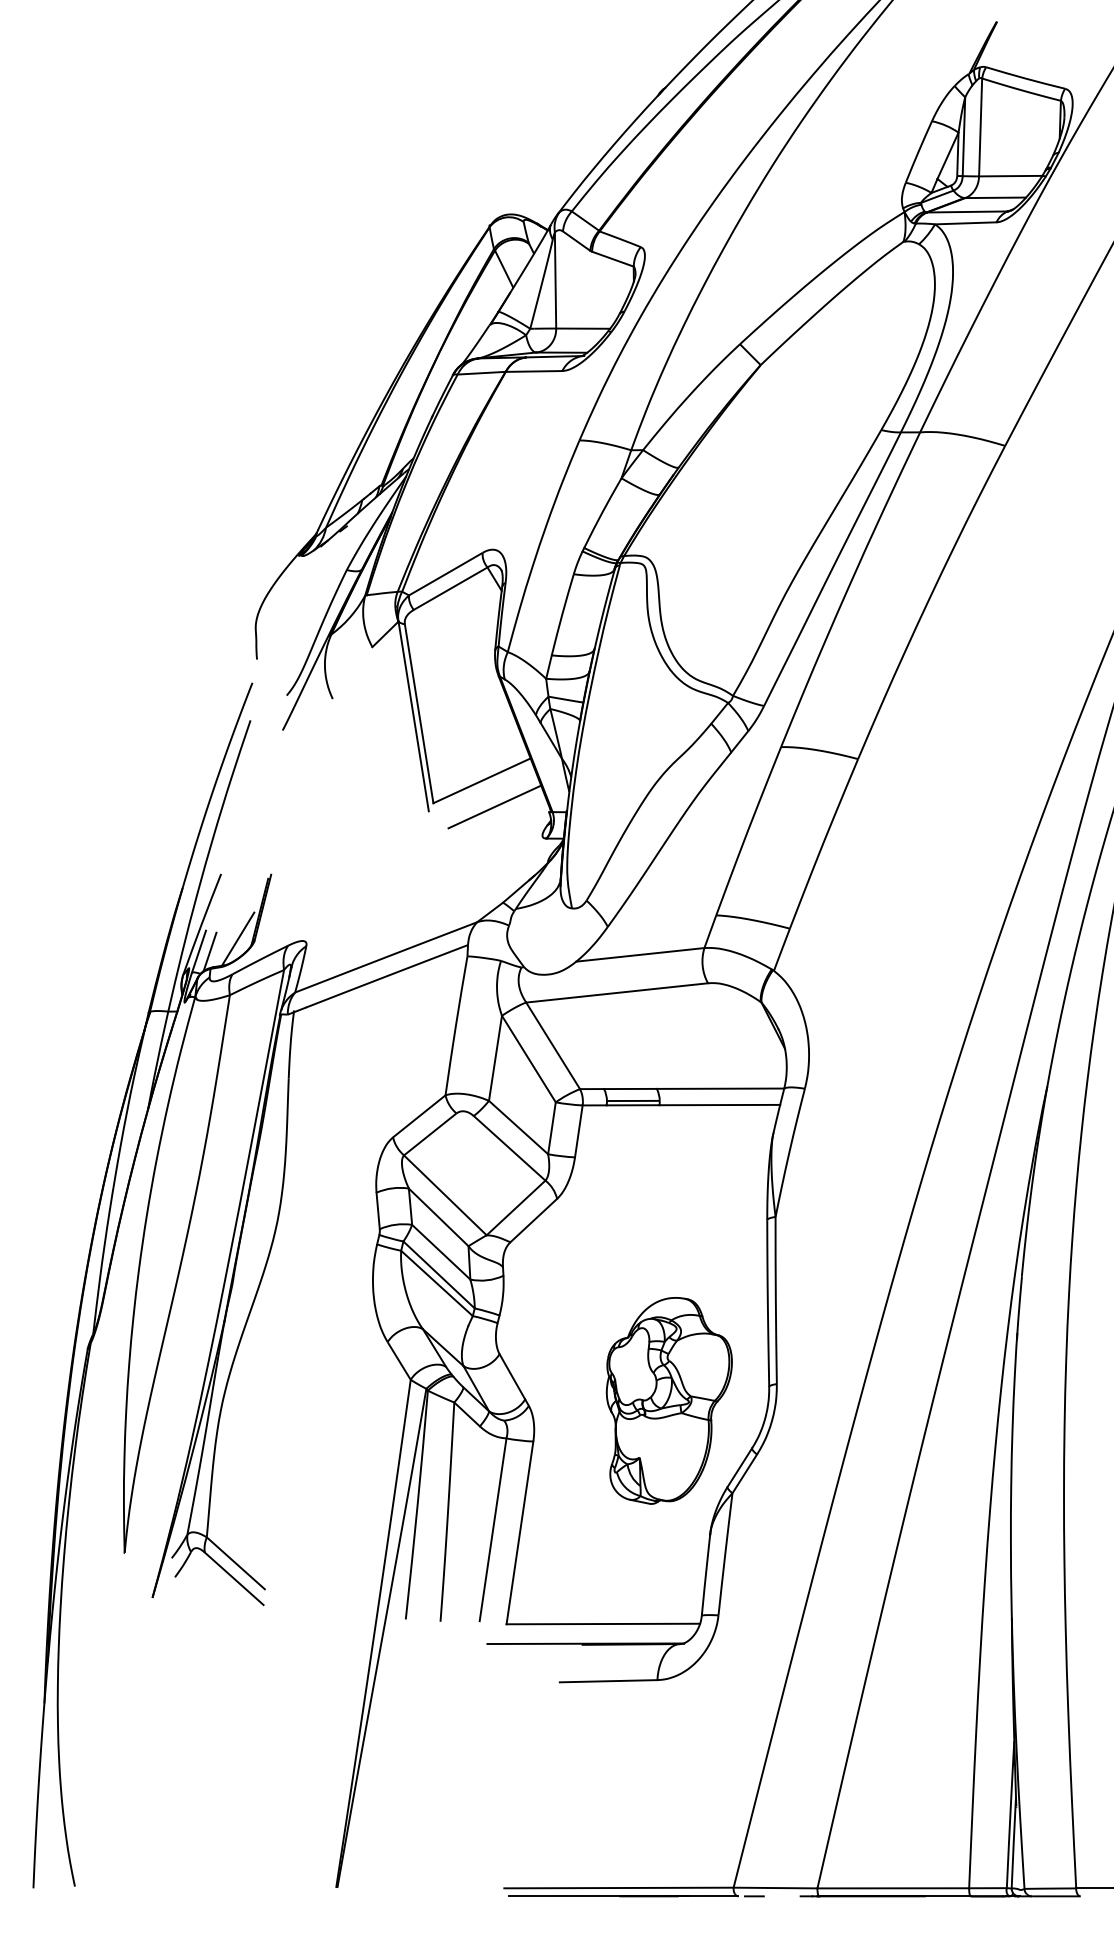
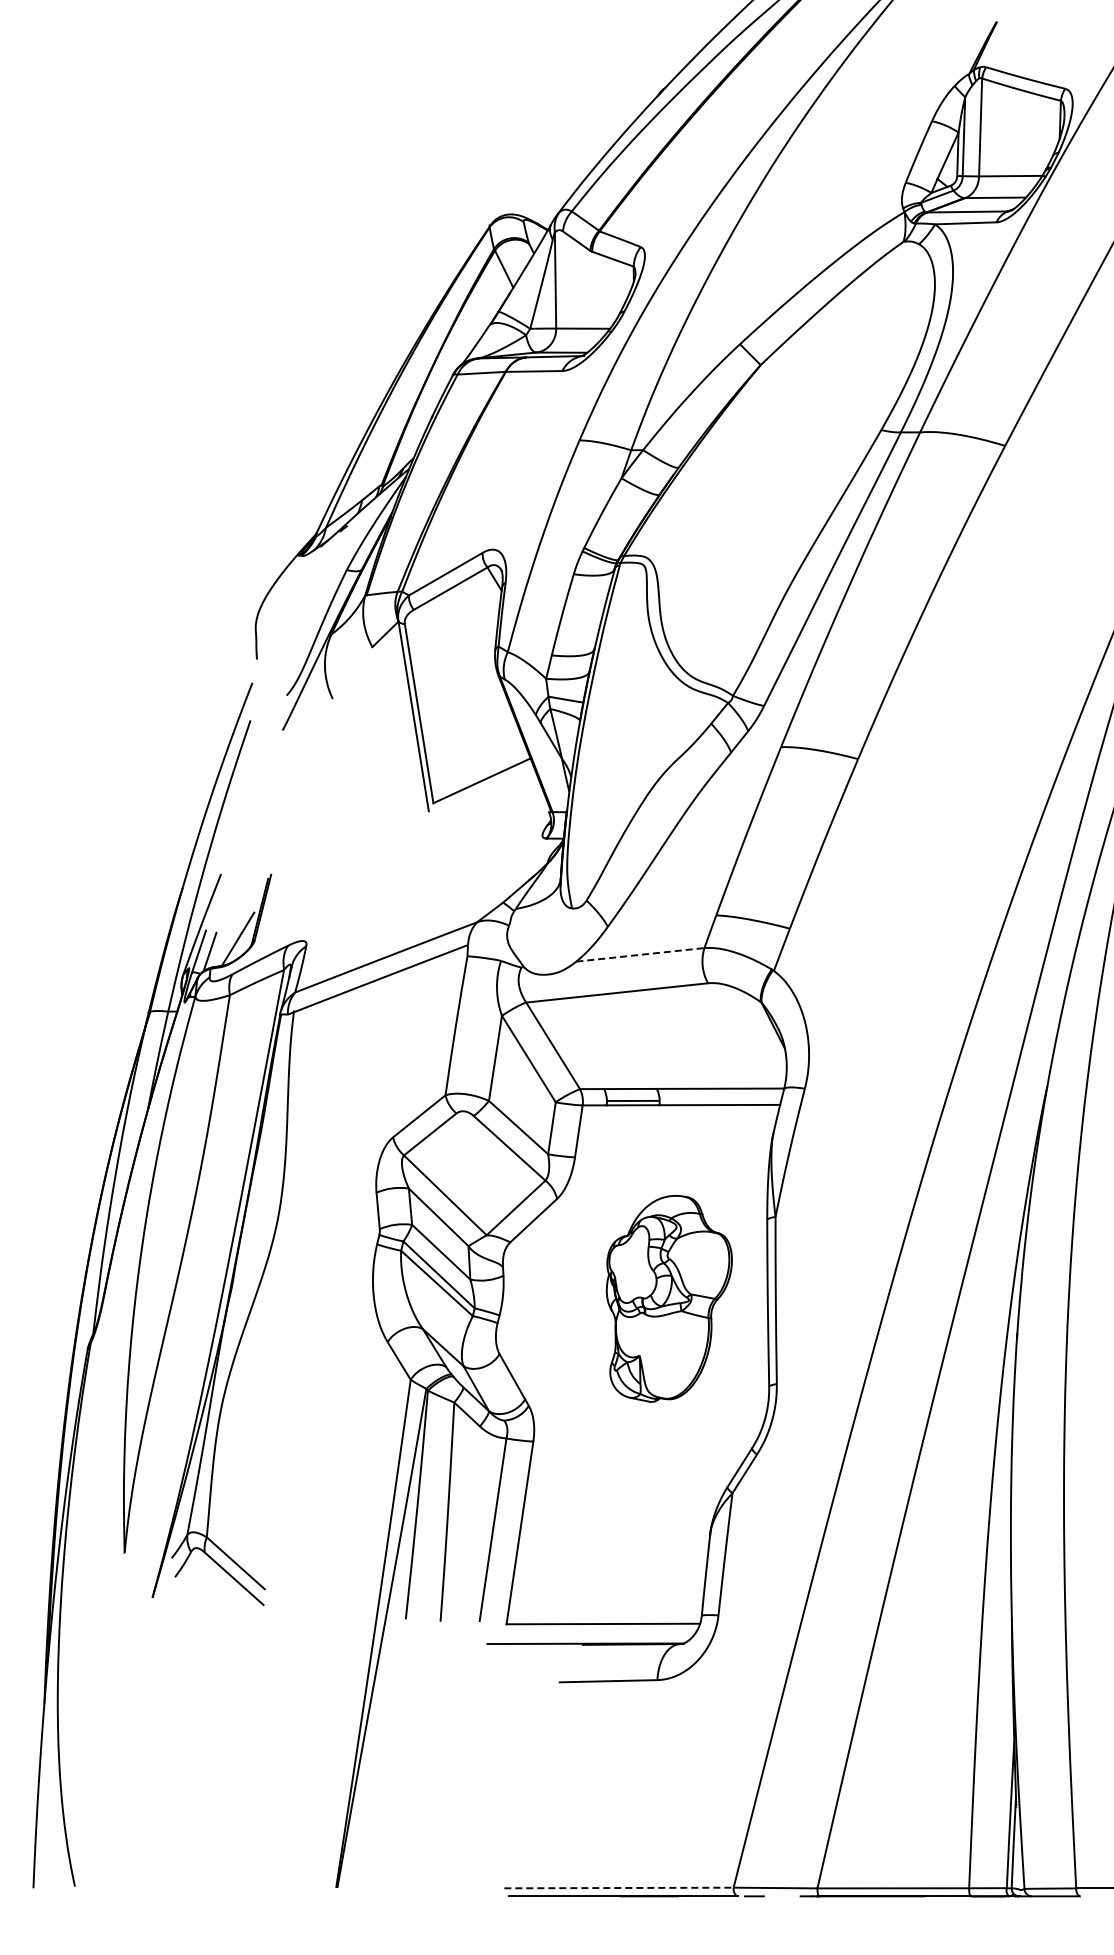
line: present -> none (494, 806)
line: solid -> dashed (640, 954)
part position: (668, 1400) -> (668, 1298) (668, 1298)
line: solid -> dashed (618, 1888)
